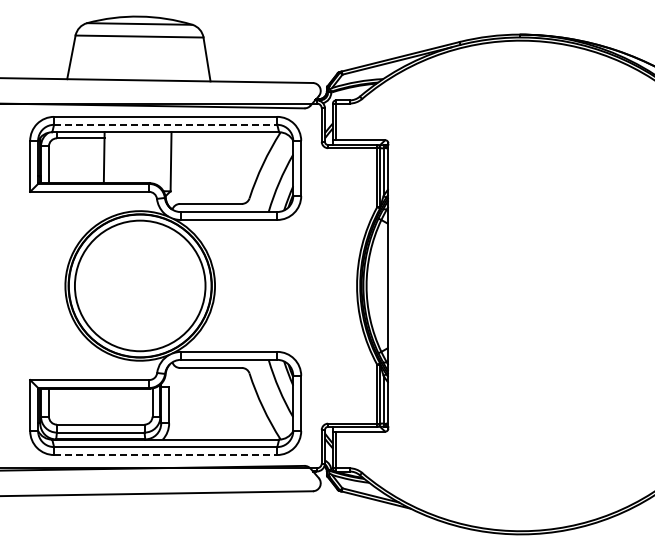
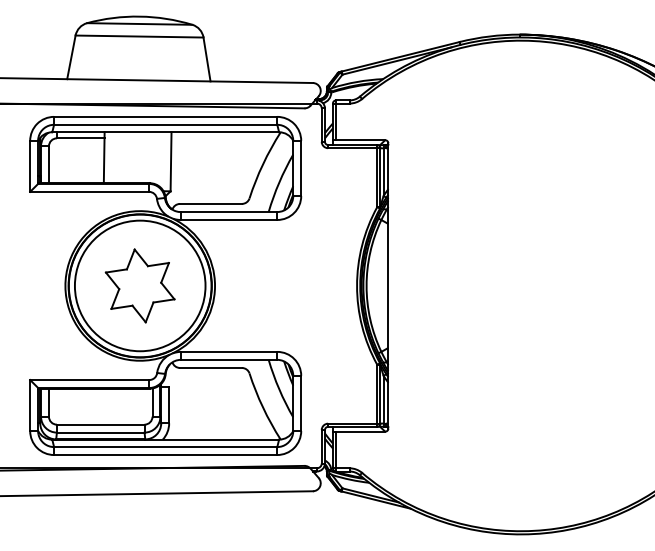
line: dashed -> solid (165, 124)
part: none -> present (139, 285)
line: dashed -> solid (165, 455)
